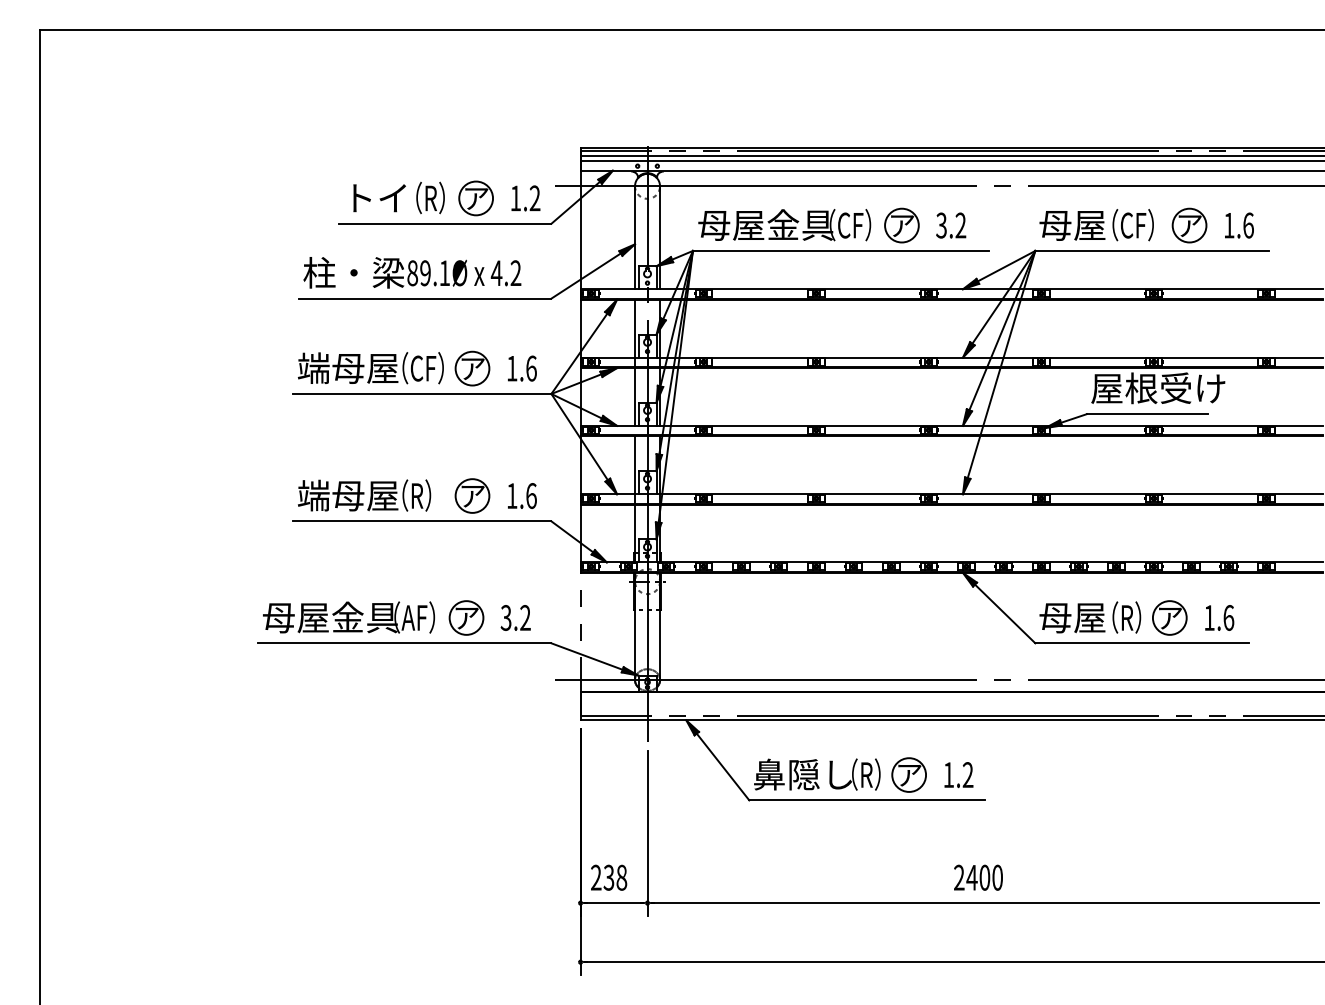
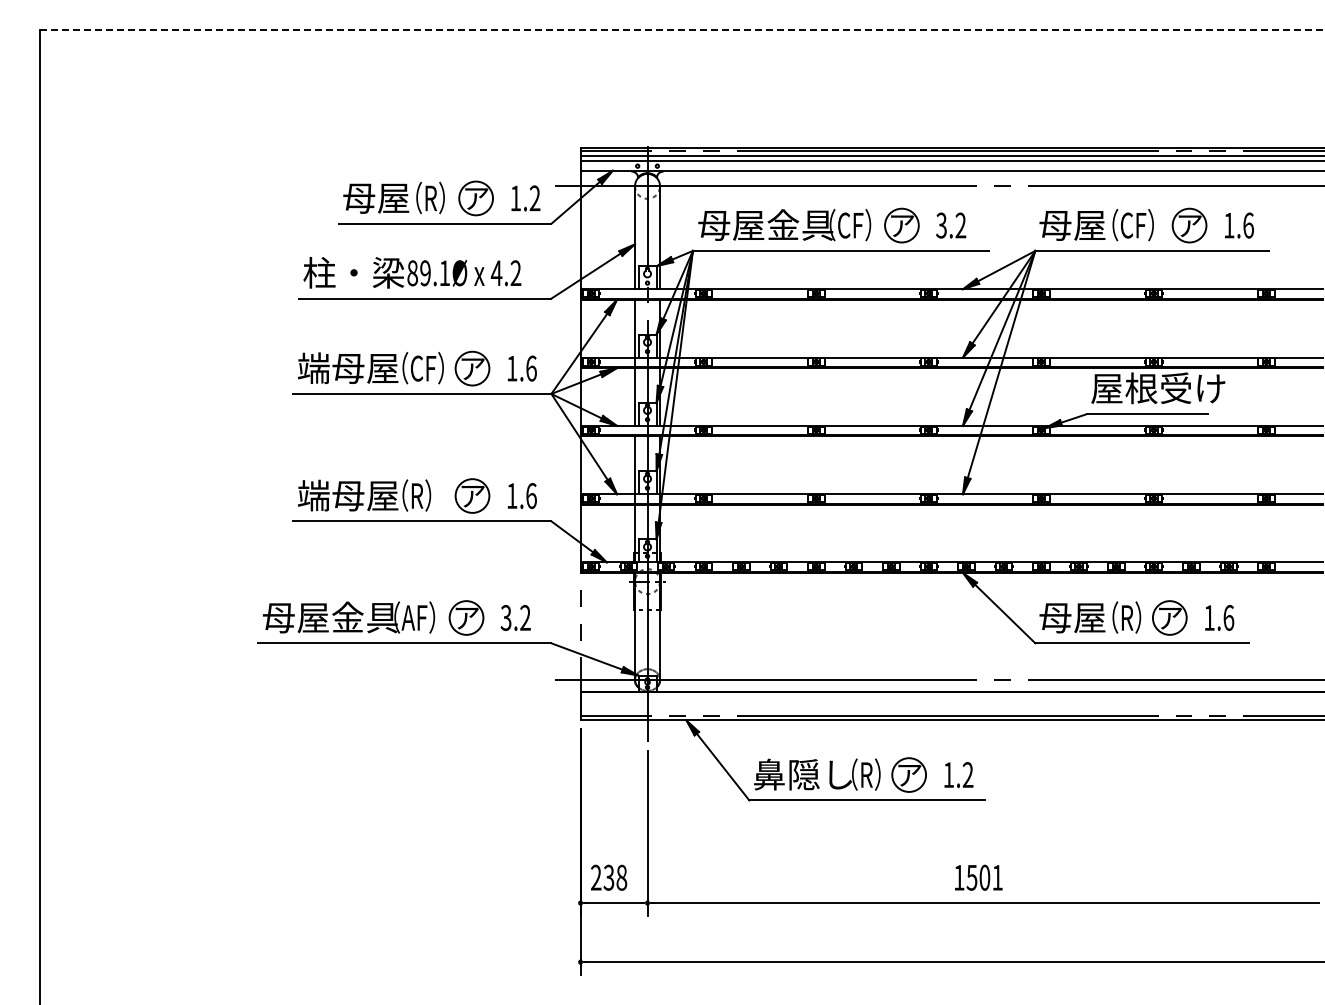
line: solid -> dashed (682, 30)
text: トイ -> 母屋 (376, 198)
text: 2400 -> 1501 (978, 877)
